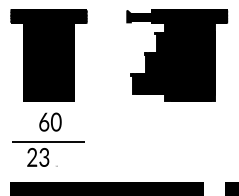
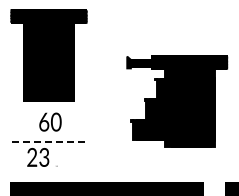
part position: (177, 55) -> (177, 101) (177, 101)
line: solid -> dashed (48, 141)
